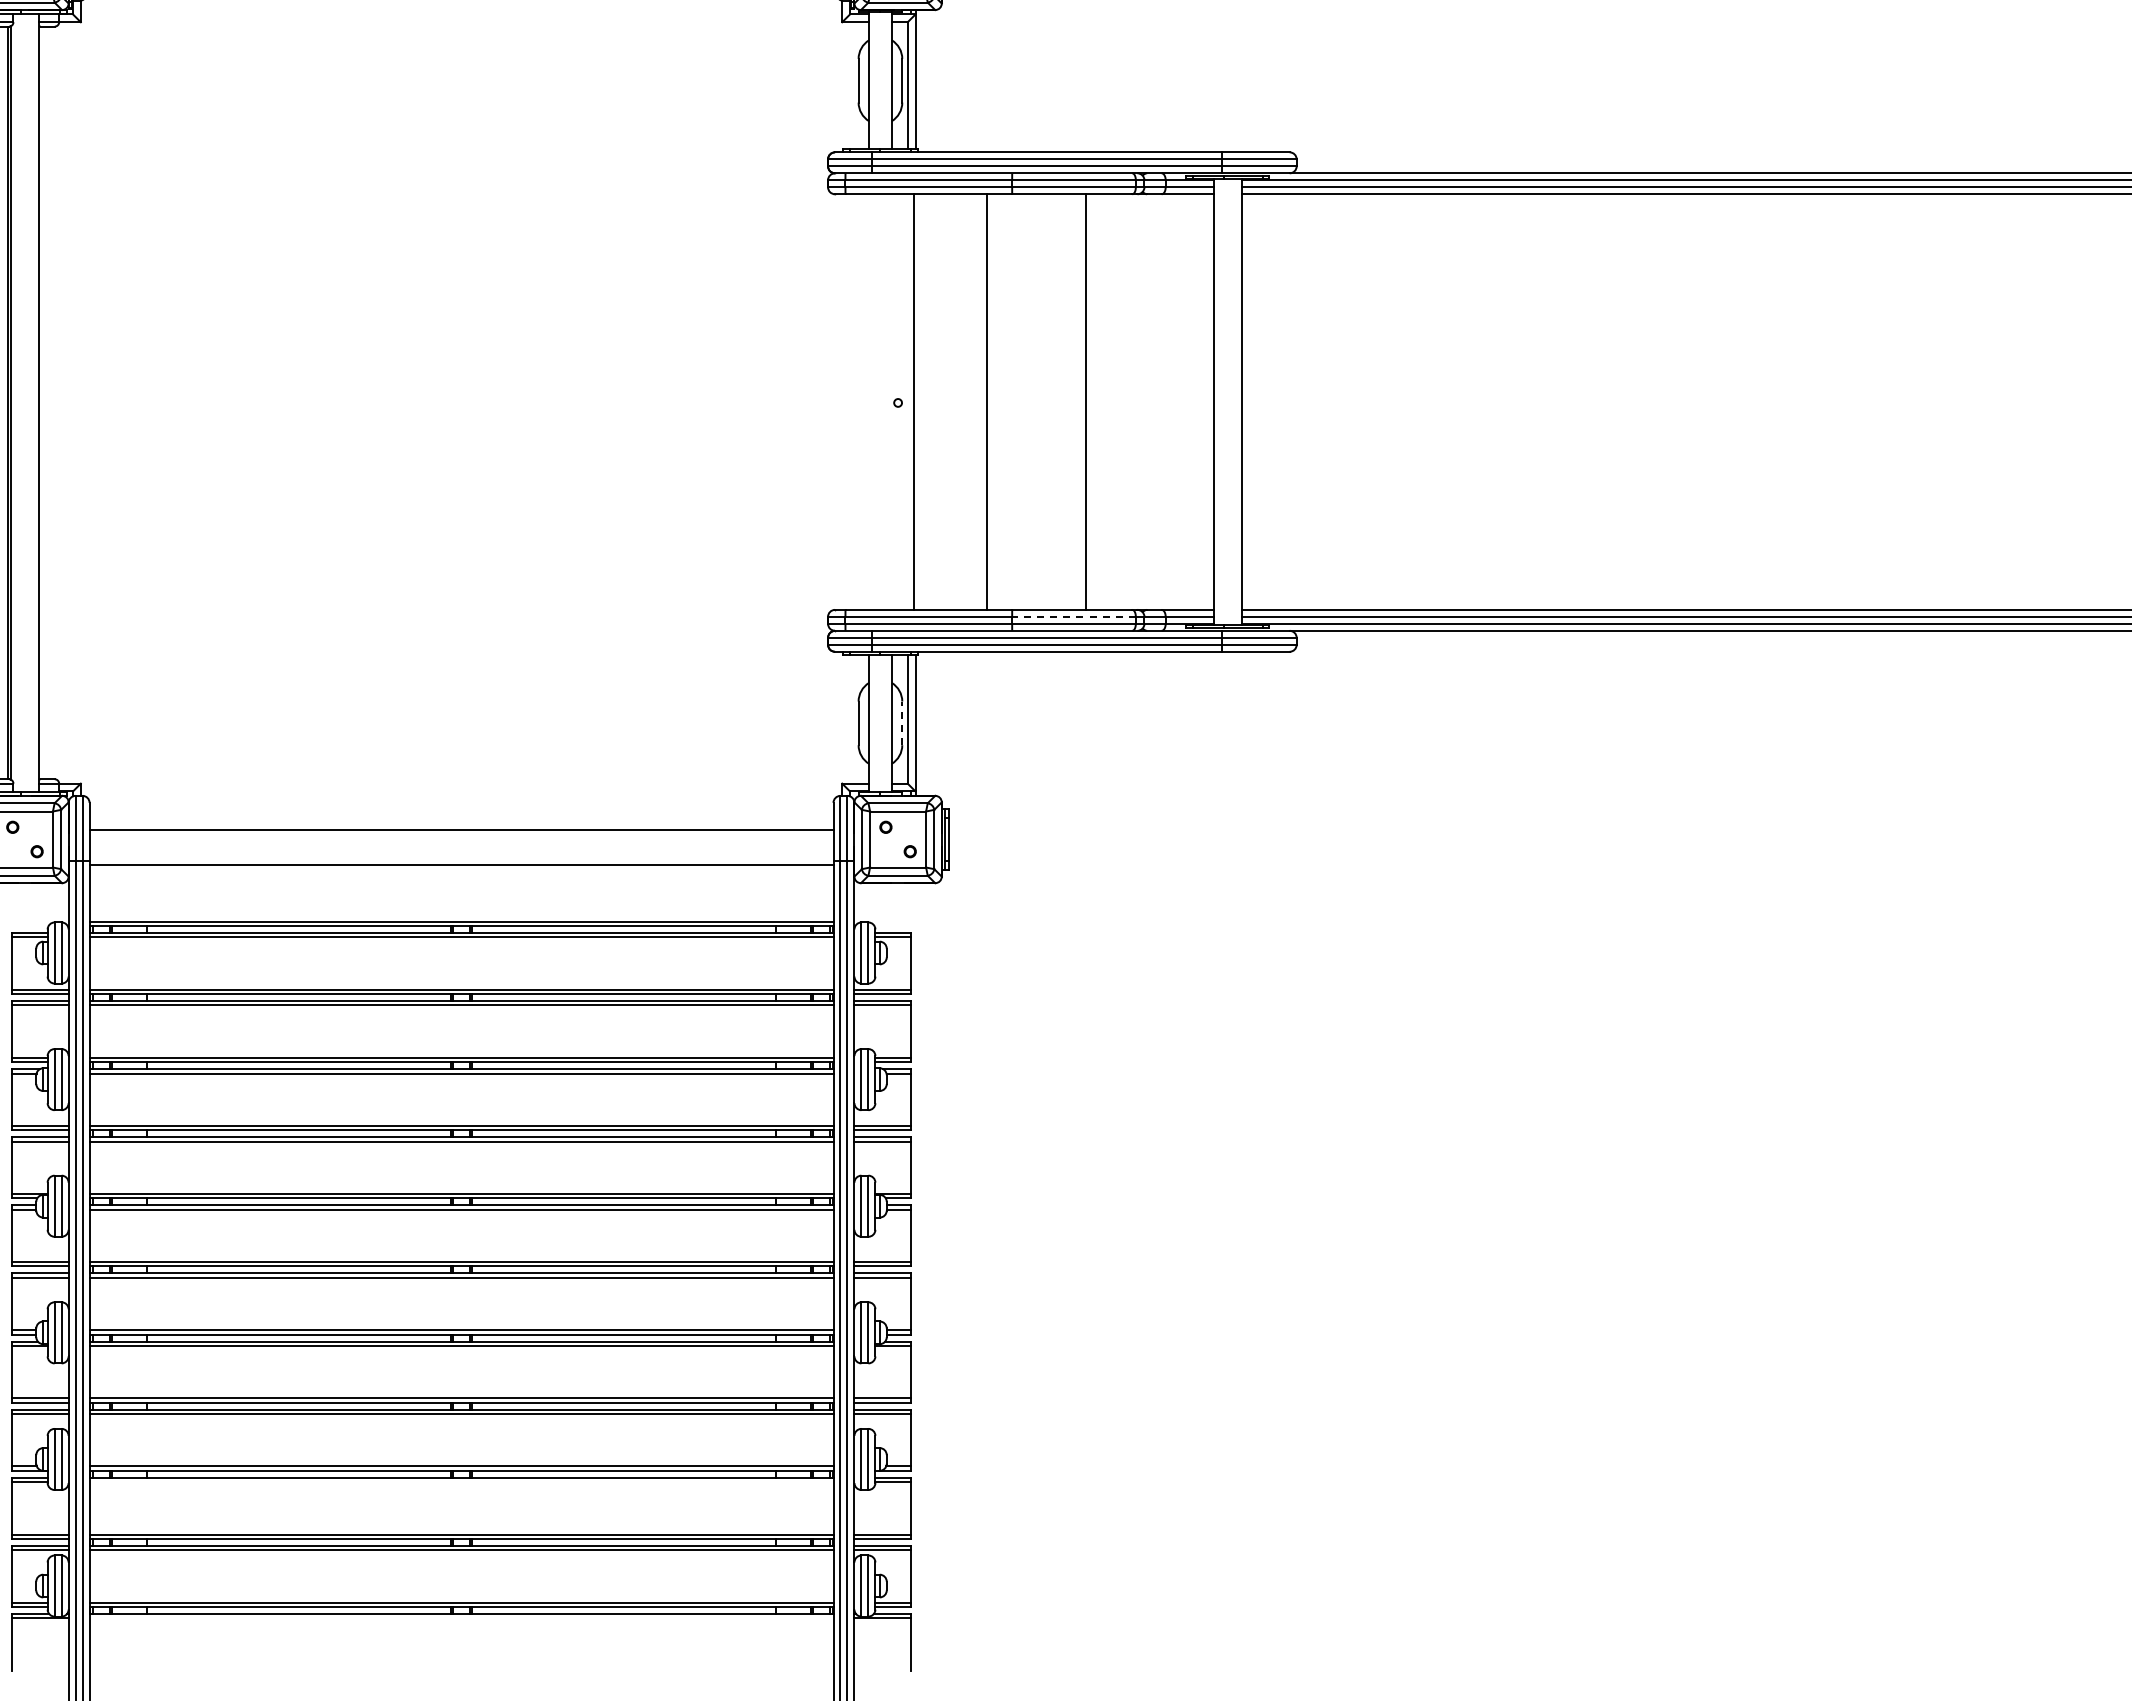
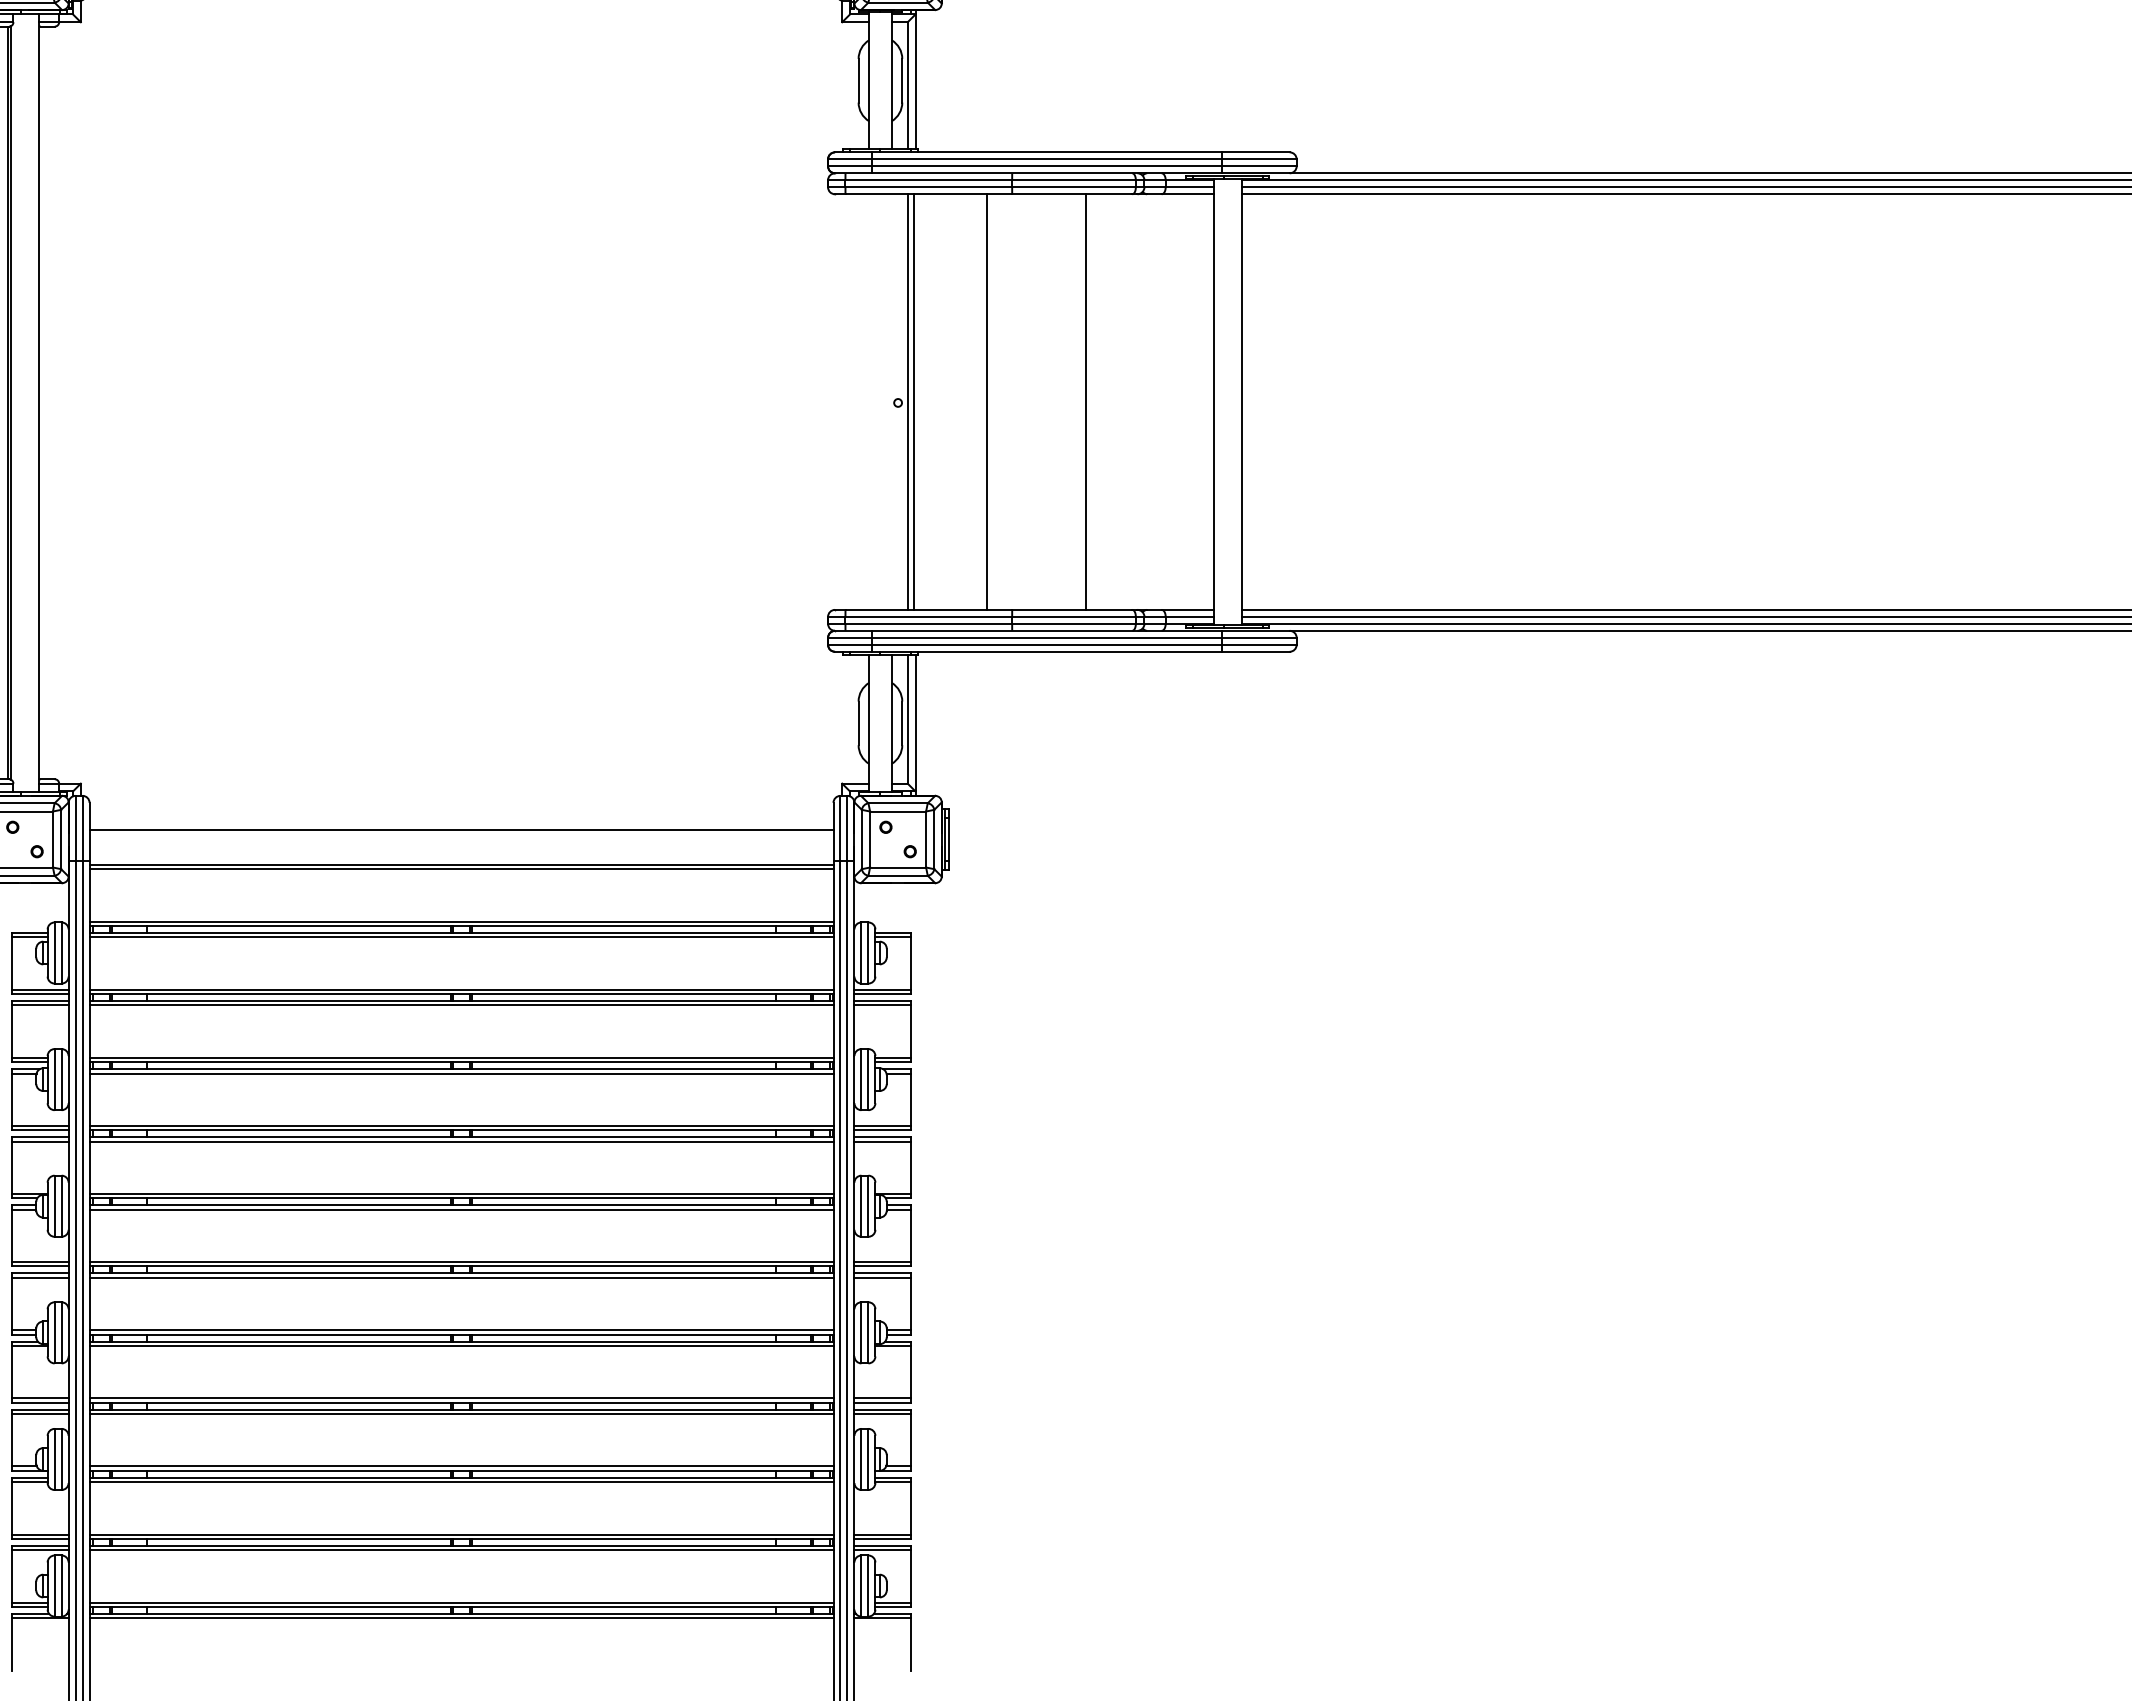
line: none -> present (907, 401)
line: dashed -> solid (1074, 616)
line: dashed -> solid (902, 723)
line: none -> present (461, 869)
line: none -> present (461, 1482)
line: none -> present (461, 1618)
